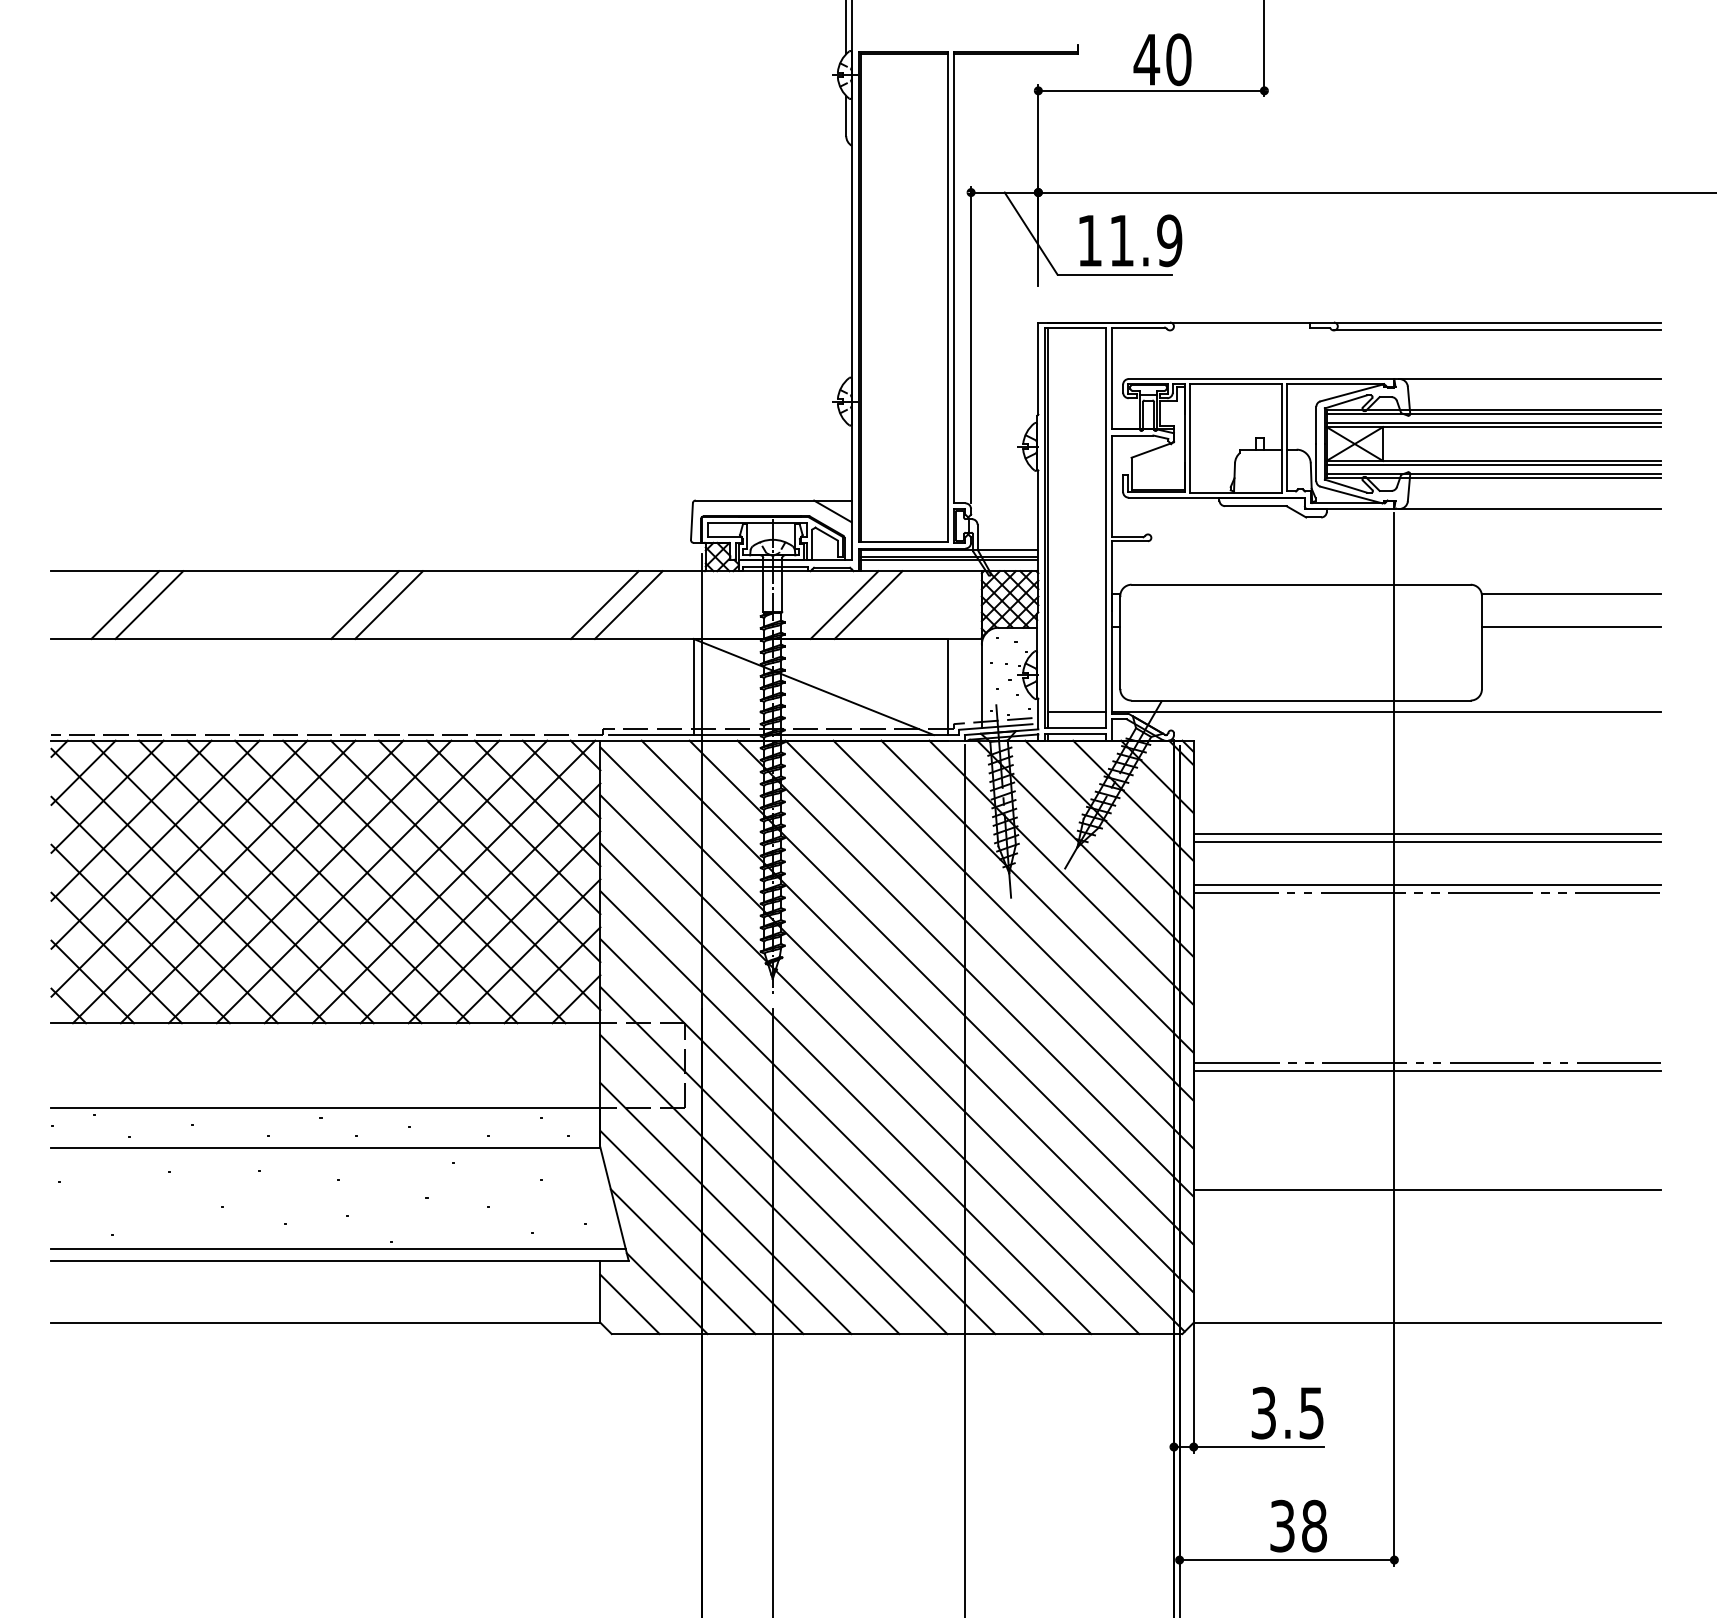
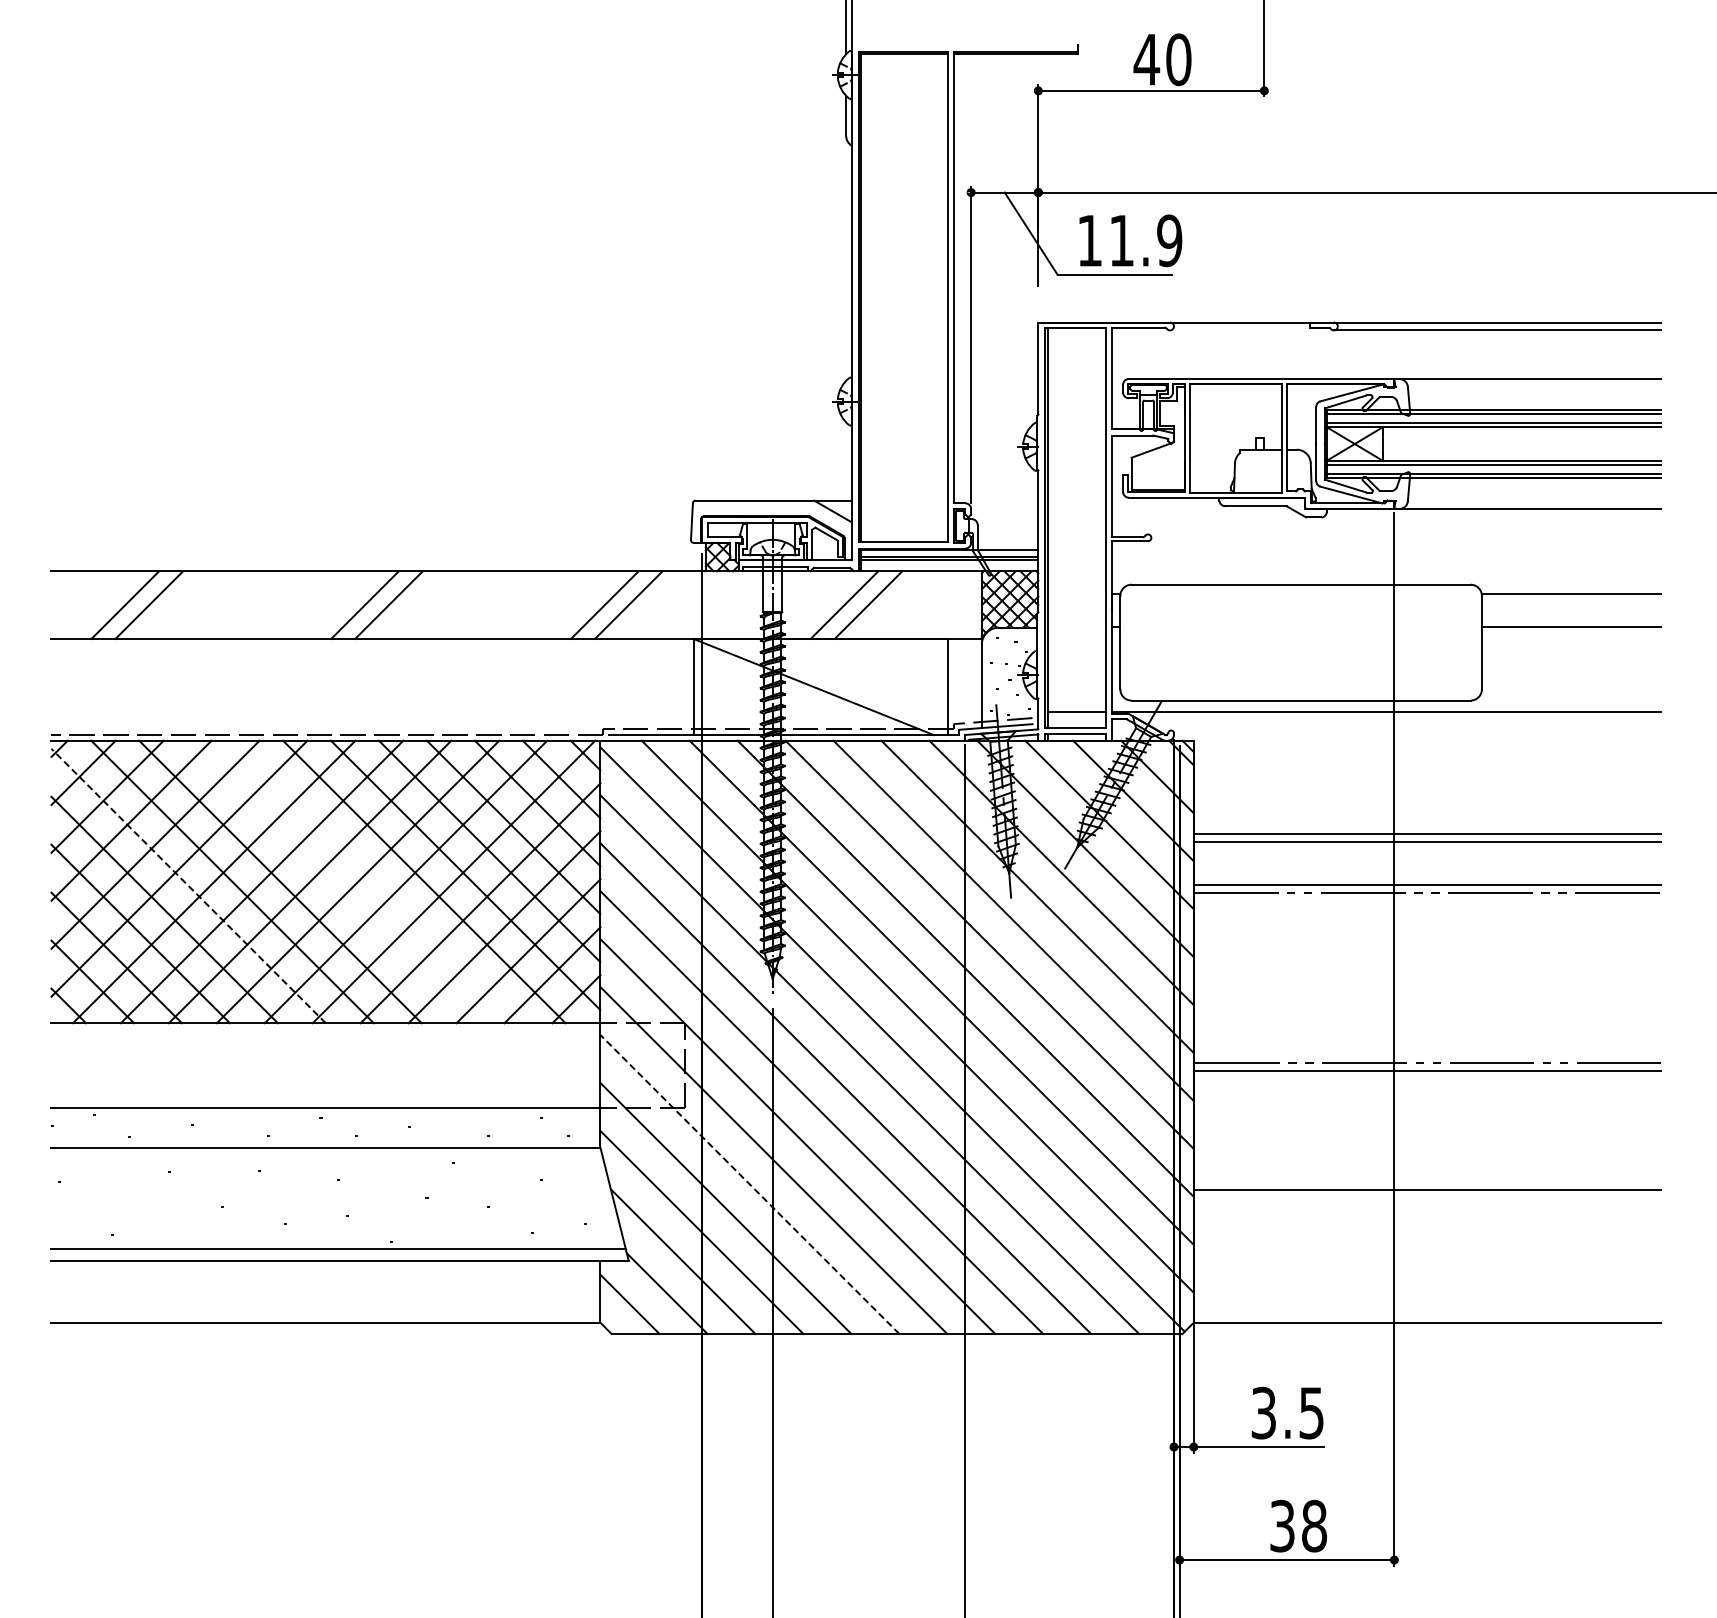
line: present -> none (328, 881)
line: present -> none (376, 881)
line: solid -> dashed (188, 886)
line: solid -> dashed (749, 1184)
